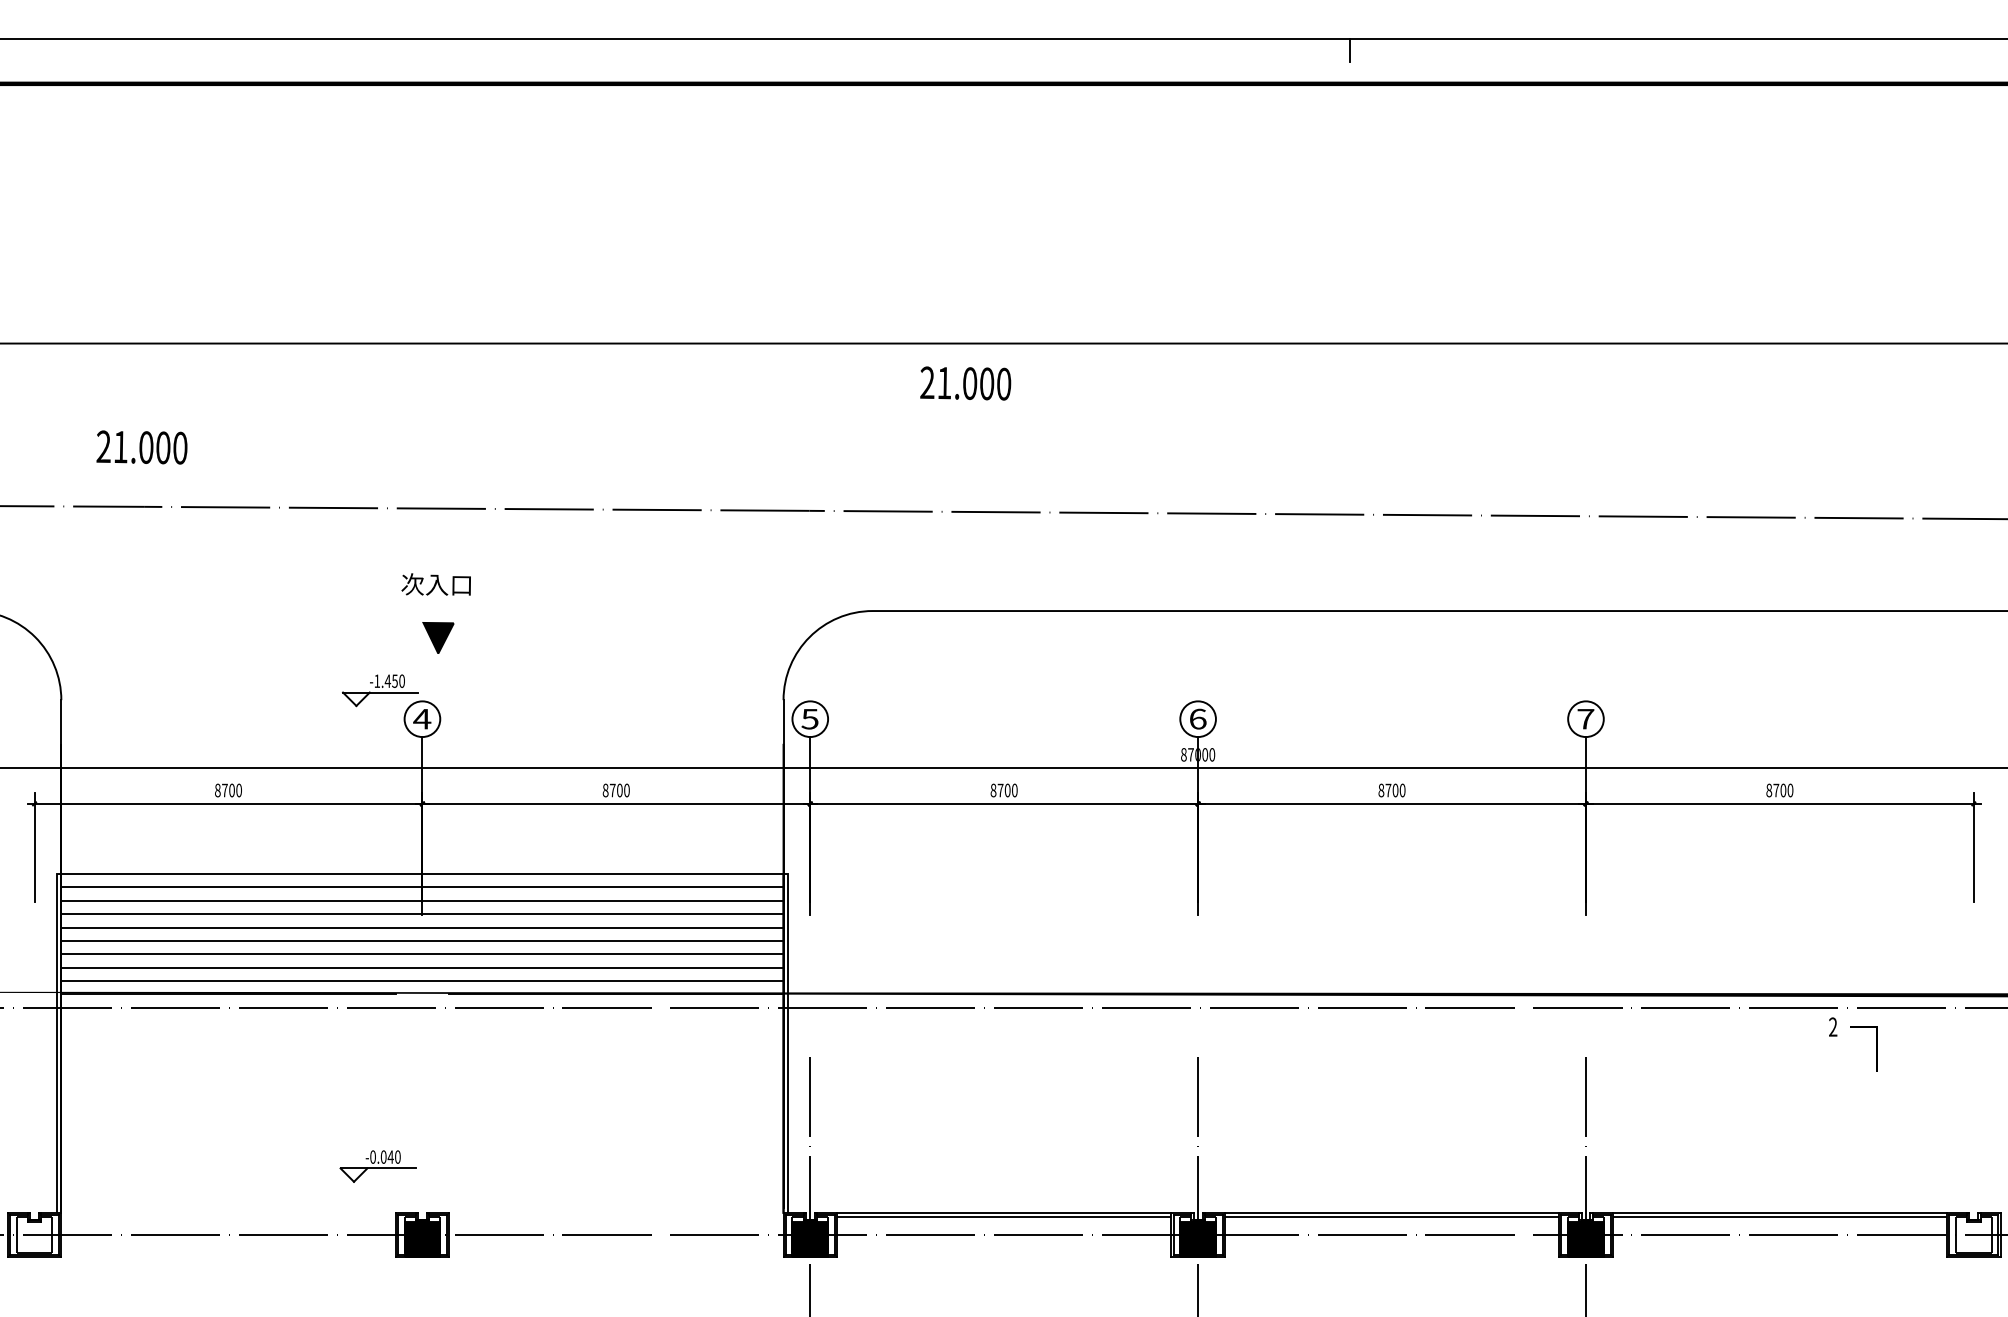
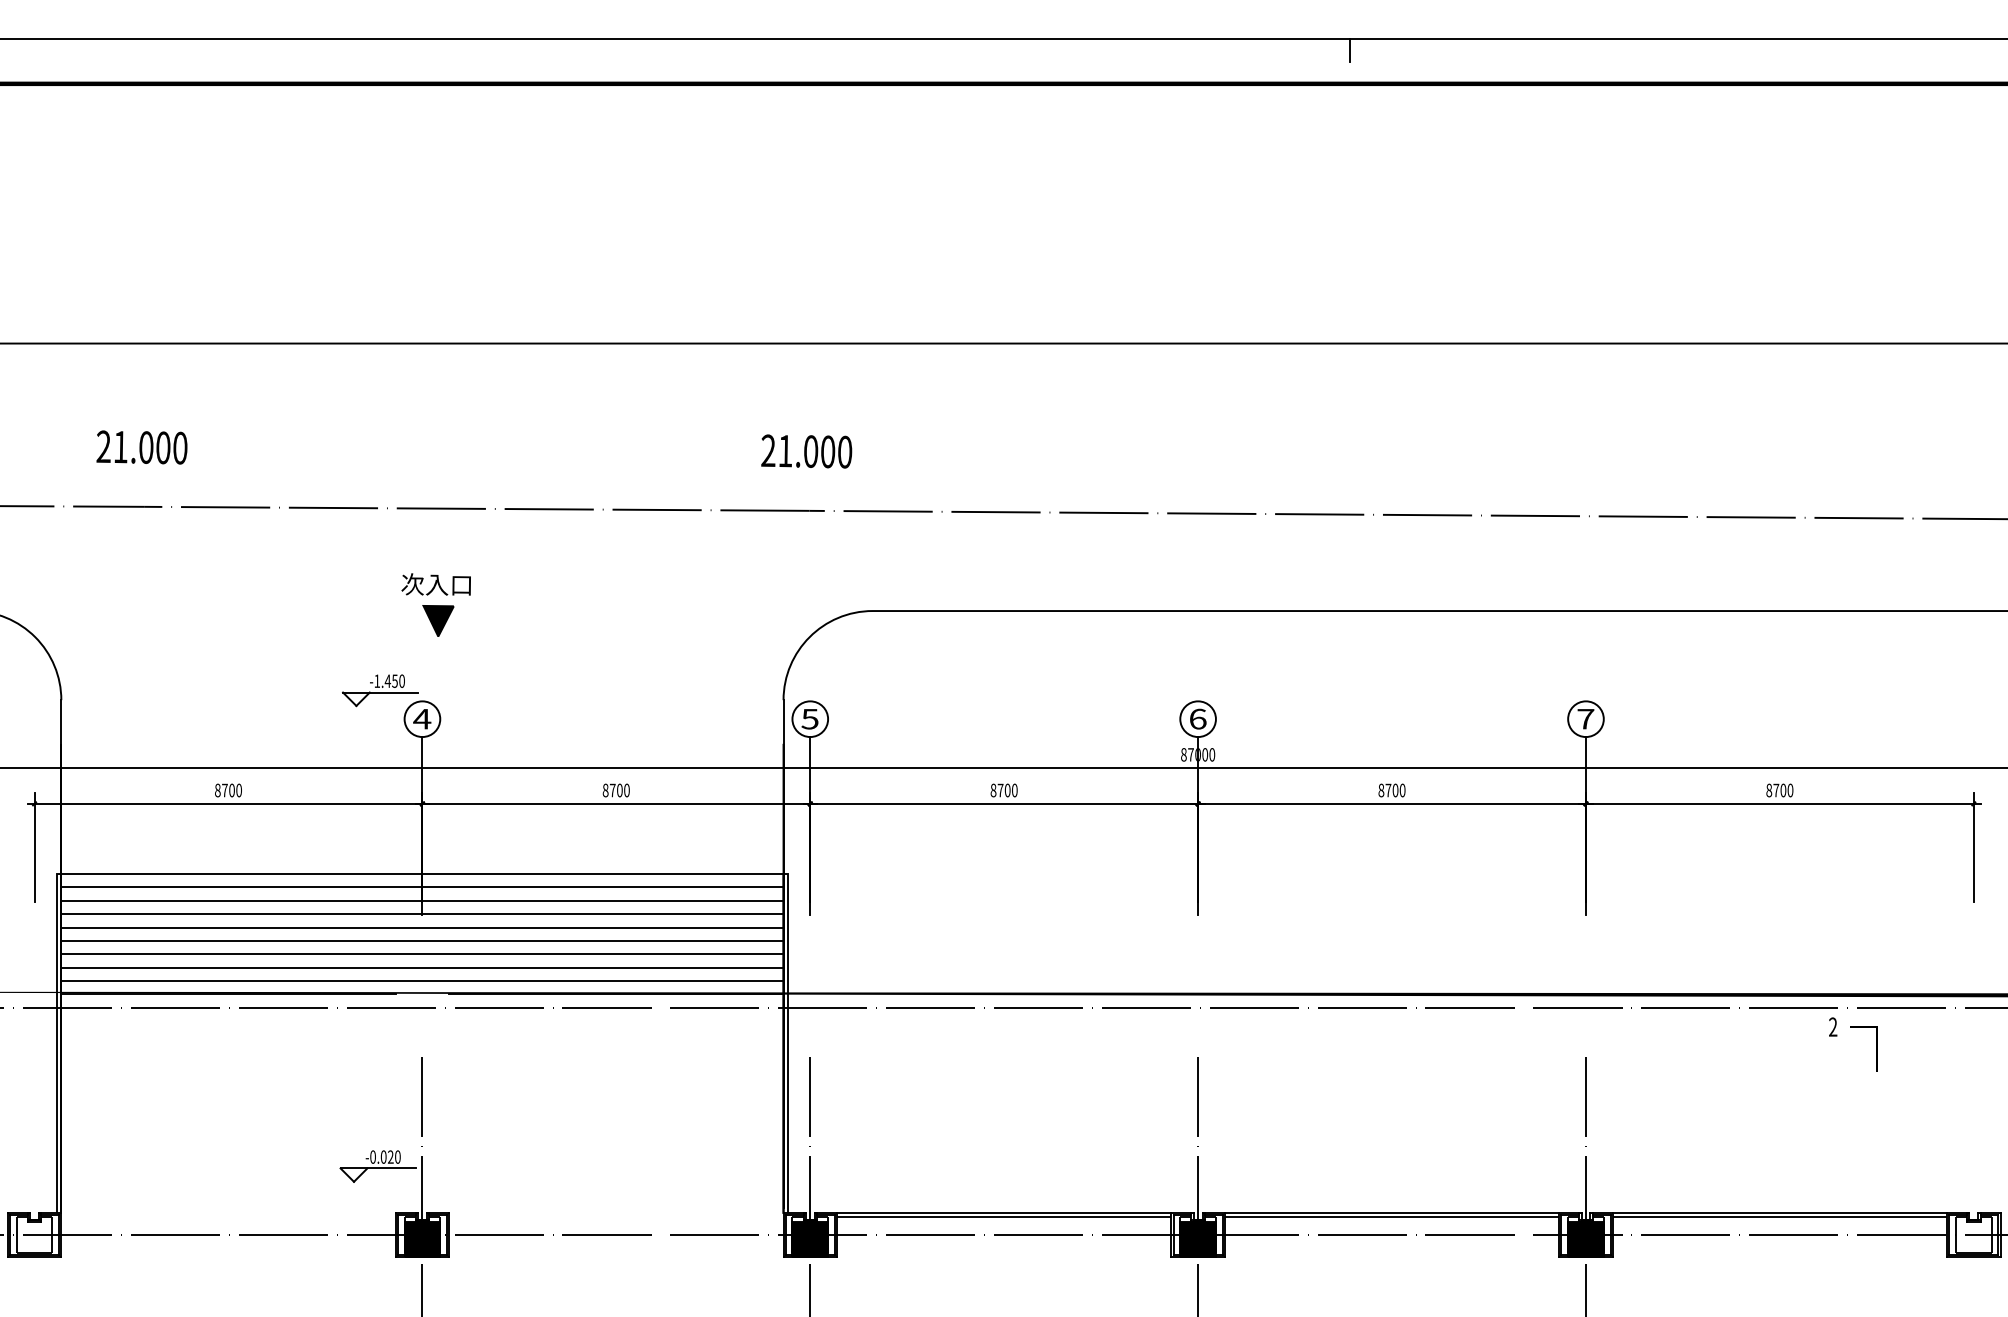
text position: (965, 383) -> (806, 451) (806, 451)
part position: (438, 637) -> (438, 620) (438, 620)
text: -0.040 -> -0.020 (390, 1156)
line: none -> present (422, 1184)
